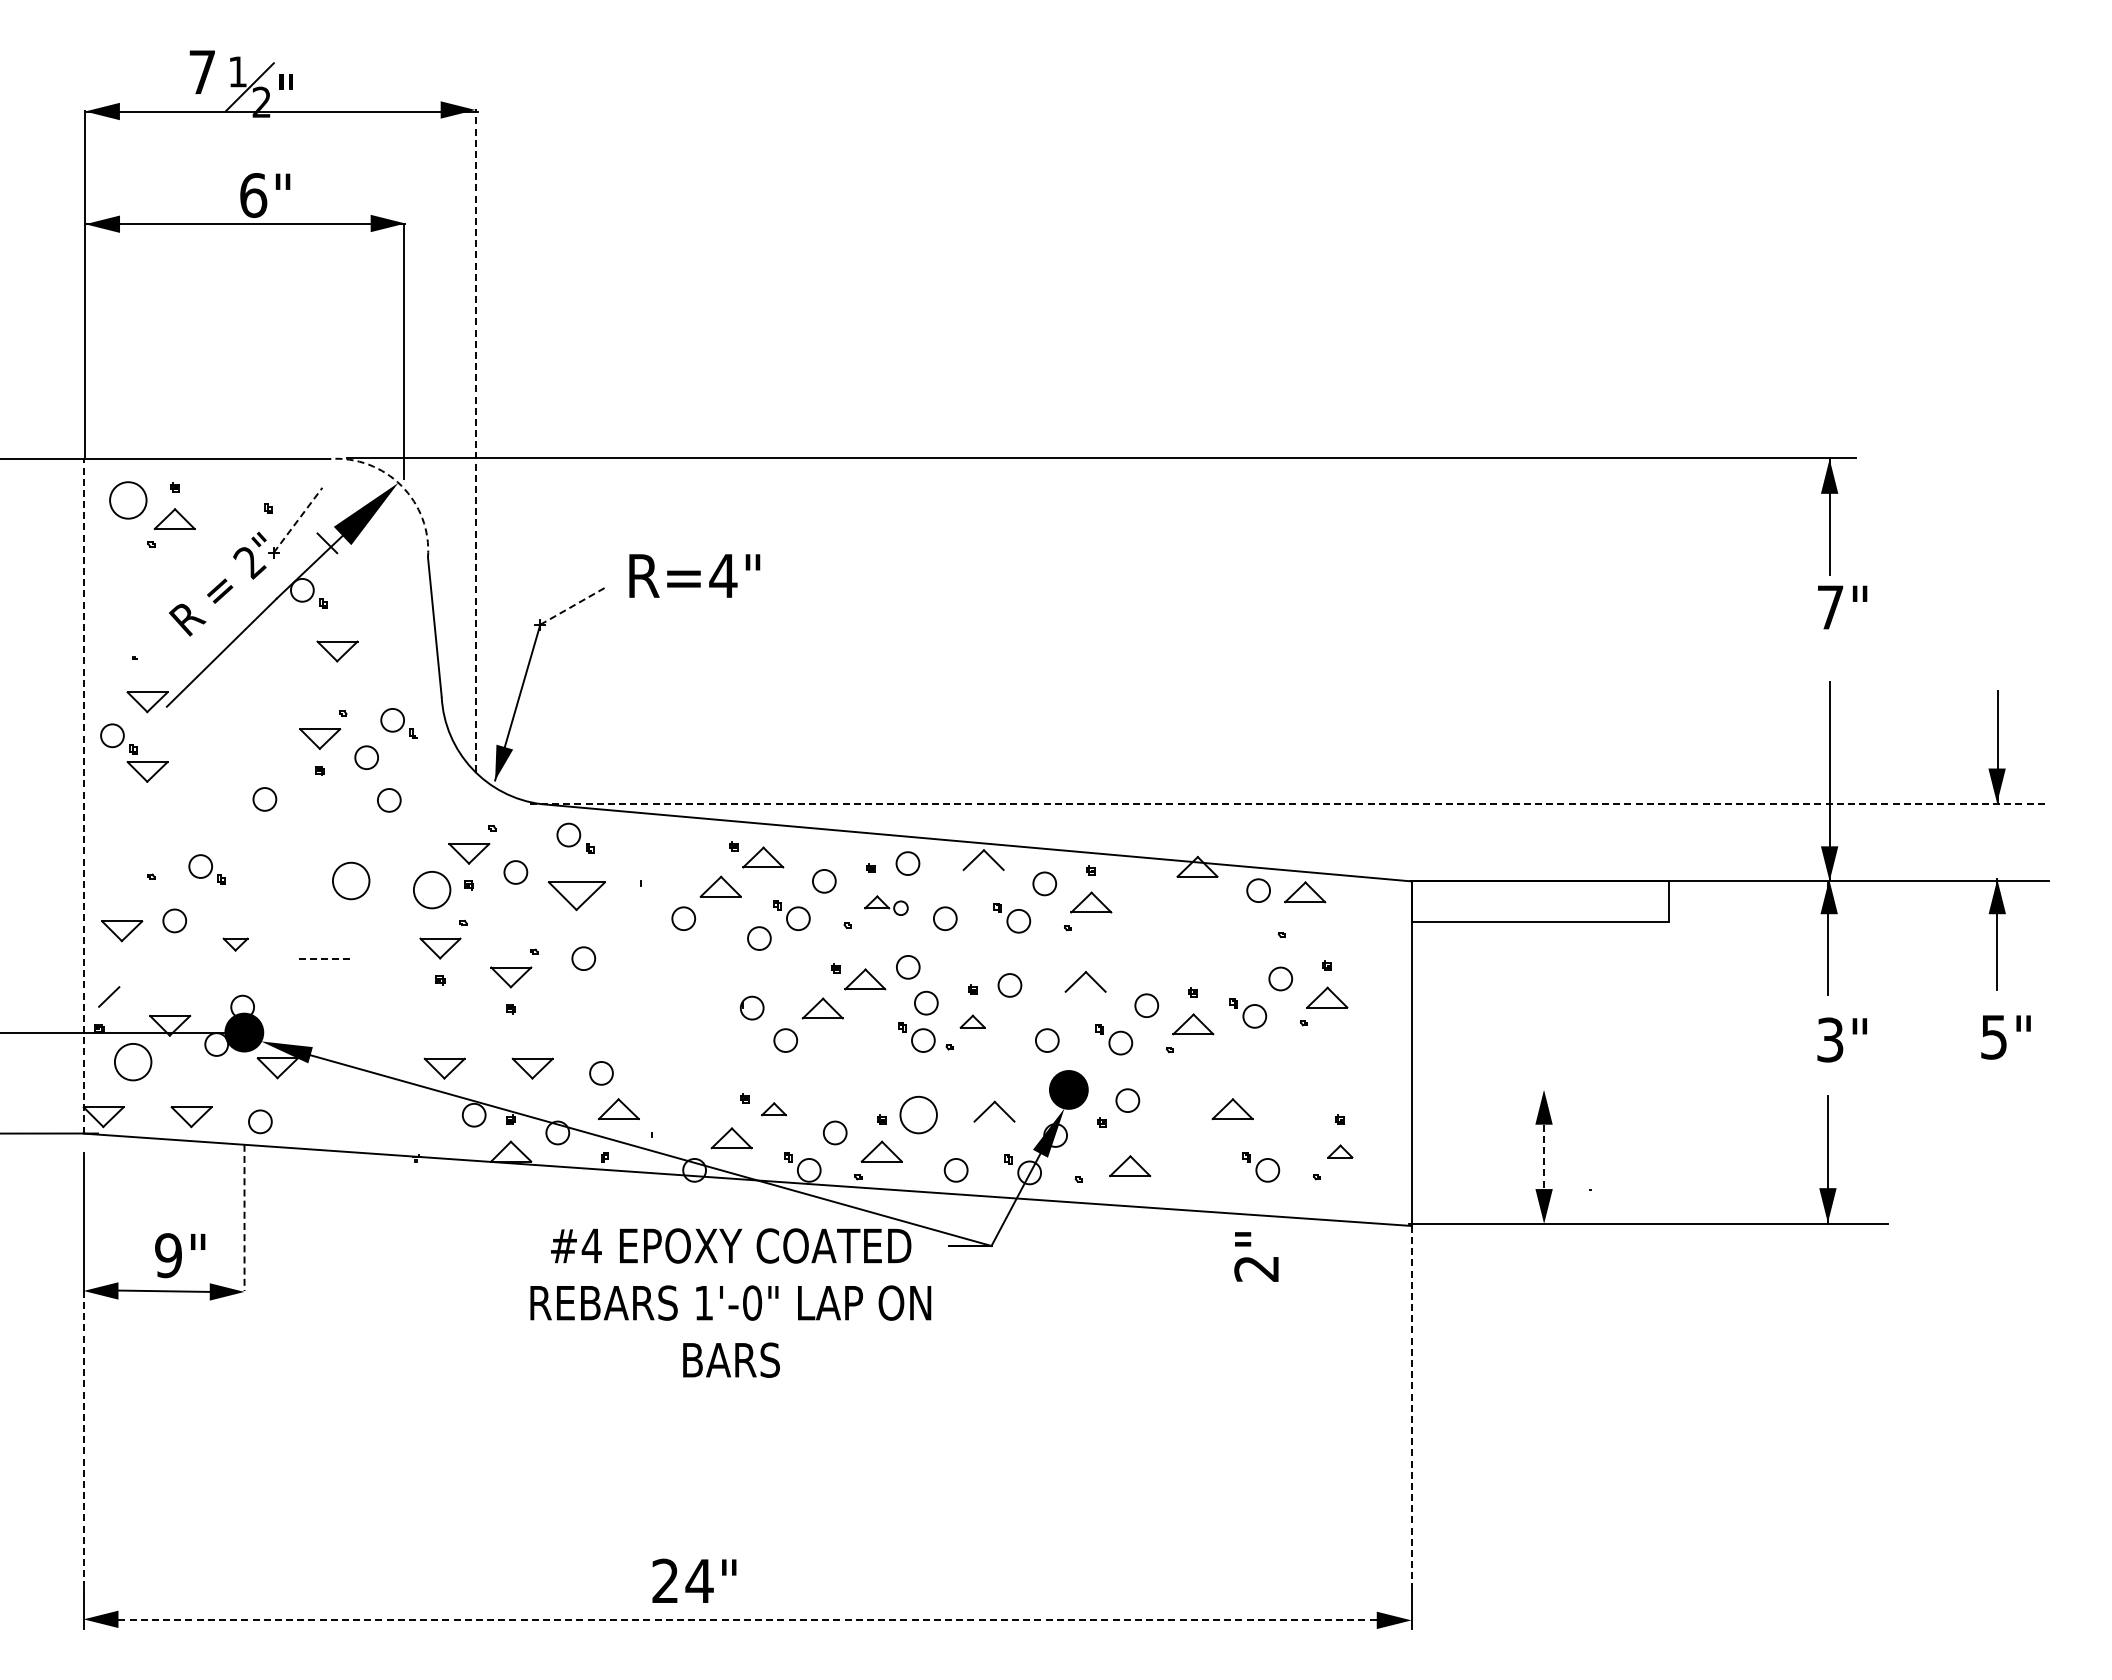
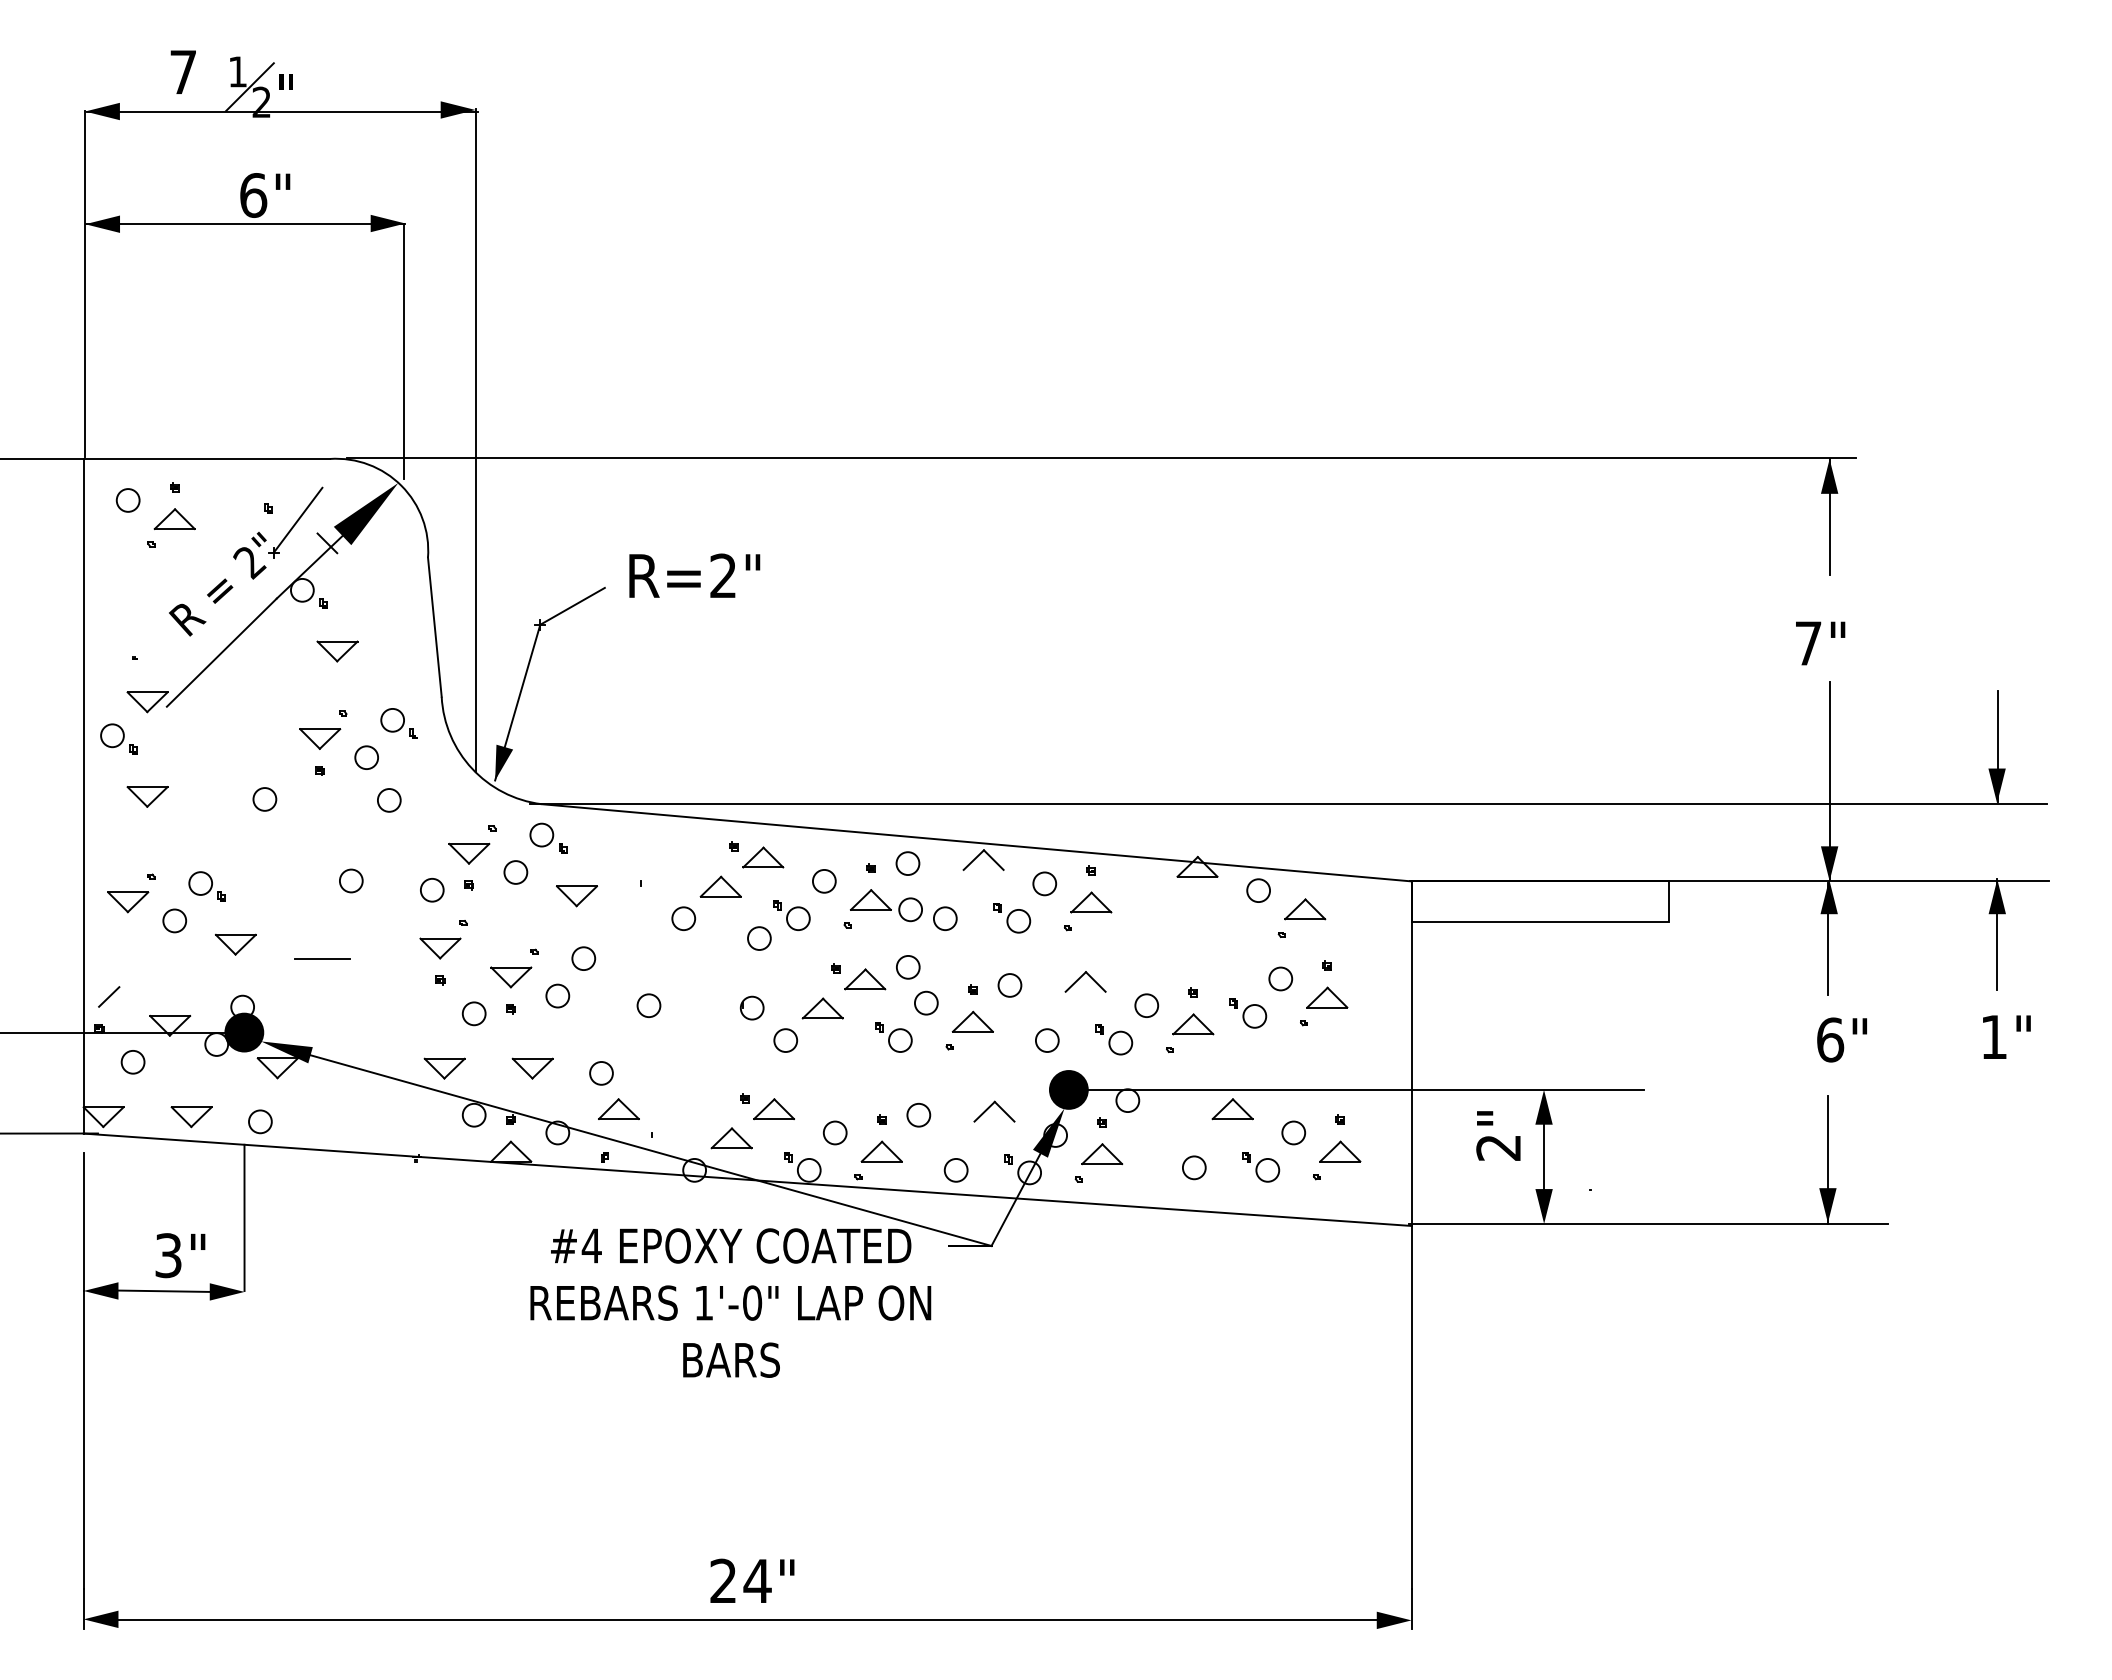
text position: (201, 71) -> (182, 71) (182, 71)
line: dashed -> solid (475, 440)
arc: dashed -> solid (401, 485)
circle size: 39x39 px -> 26x25 px (127, 500)
line: dashed -> solid (298, 520)
text: R=4" -> R=2" (723, 575)
line: dashed -> solid (573, 606)
text position: (1842, 607) -> (1820, 643) (1820, 643)
part position: (147, 771) -> (147, 796) (147, 796)
line: dashed -> solid (83, 795)
line: dashed -> solid (1288, 804)
part position: (575, 837) -> (548, 837) (548, 837)
part position: (206, 869) -> (206, 886) (206, 886)
circle size: 39x40 px -> 25x26 px (351, 880)
circle size: 39x39 px -> 25x25 px (432, 890)
part position: (1305, 892) -> (1305, 909) (1305, 909)
part size: 58x31 px -> 42x23 px (576, 896)
part size: 45x21 px -> 73x34 px (886, 905)
part position: (122, 931) -> (128, 902) (128, 902)
part size: 27x15 px -> 43x23 px (235, 944)
line: dashed -> solid (322, 959)
circle: none -> present (557, 995)
circle: none -> present (648, 1005)
circle: none -> present (473, 1013)
part size: 27x15 px -> 43x23 px (972, 1021)
part position: (916, 1037) -> (893, 1037) (893, 1037)
text: 5" -> 1" (1993, 1037)
text: 3" -> 6" (1830, 1039)
circle size: 39x39 px -> 26x25 px (132, 1062)
line: none -> present (1356, 1089)
part size: 27x15 px -> 42x23 px (773, 1109)
circle size: 39x40 px -> 26x25 px (918, 1115)
circle: none -> present (1293, 1132)
part size: 27x15 px -> 43x23 px (1340, 1151)
line: dashed -> solid (1544, 1157)
part position: (1130, 1166) -> (1102, 1154) (1102, 1154)
circle: none -> present (1194, 1167)
line: dashed -> solid (244, 1218)
text: 9" -> 3" (168, 1255)
text position: (1256, 1256) -> (1498, 1135) (1498, 1135)
line: dashed -> solid (1411, 1407)
line: dashed -> solid (83, 1440)
text position: (694, 1580) -> (752, 1580) (752, 1580)
line: dashed -> solid (748, 1620)
